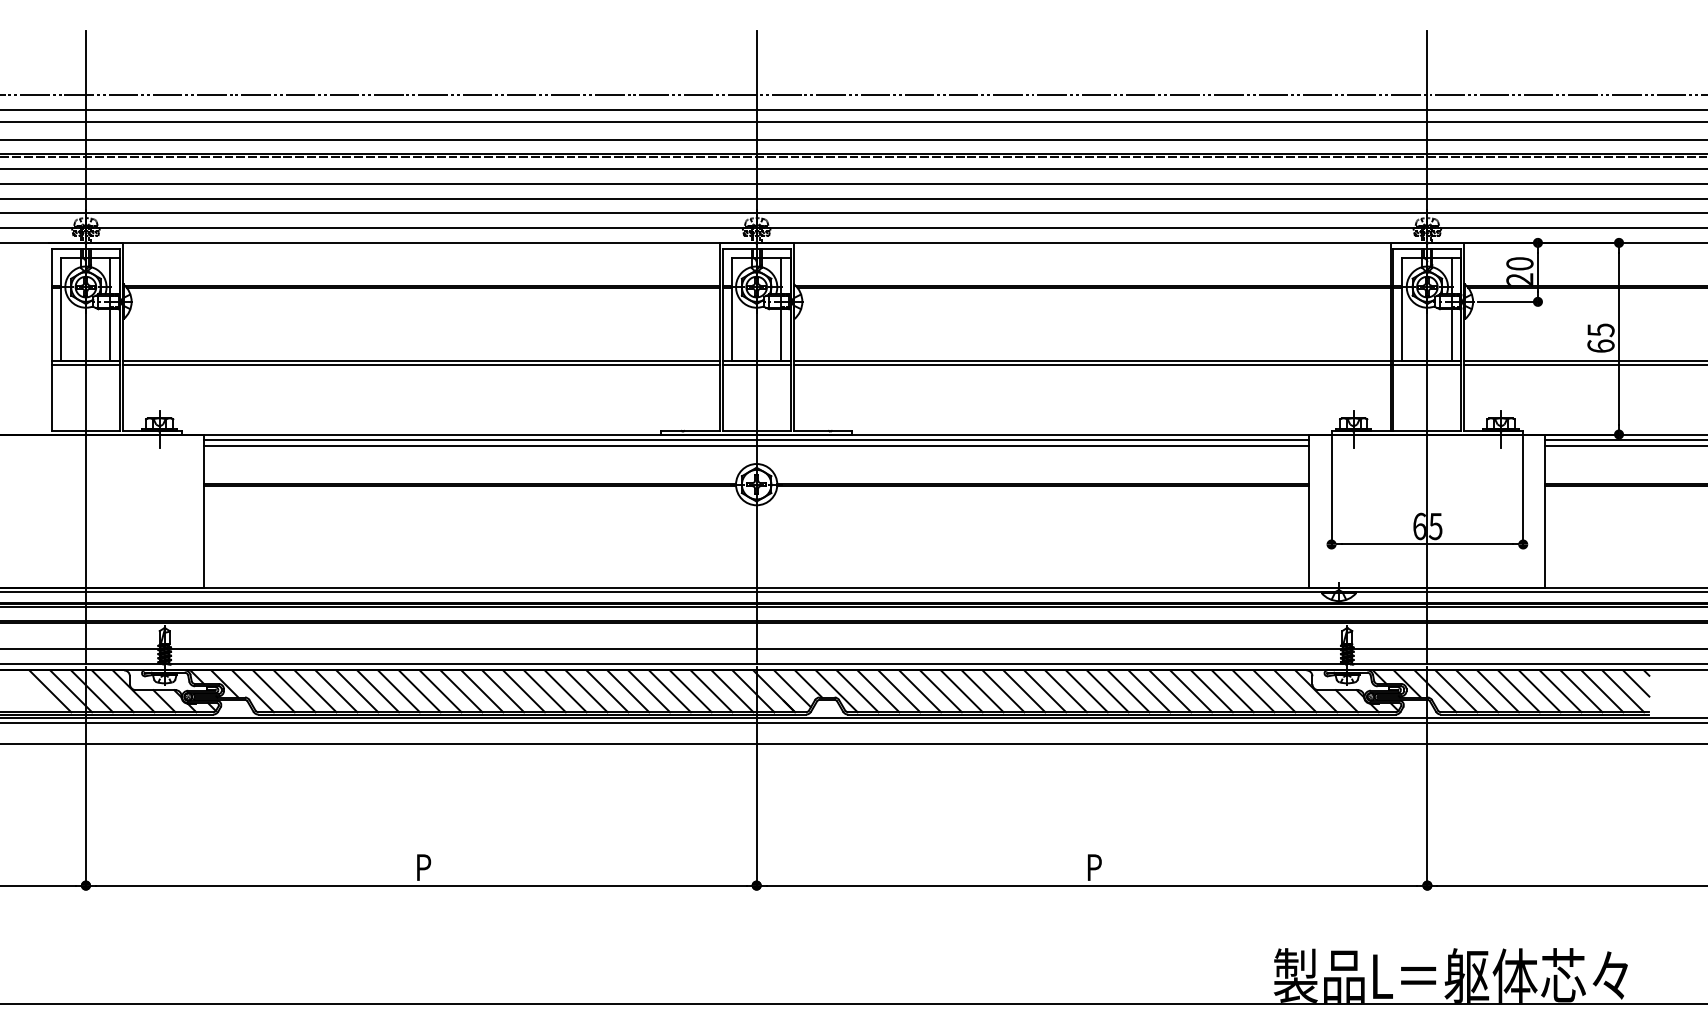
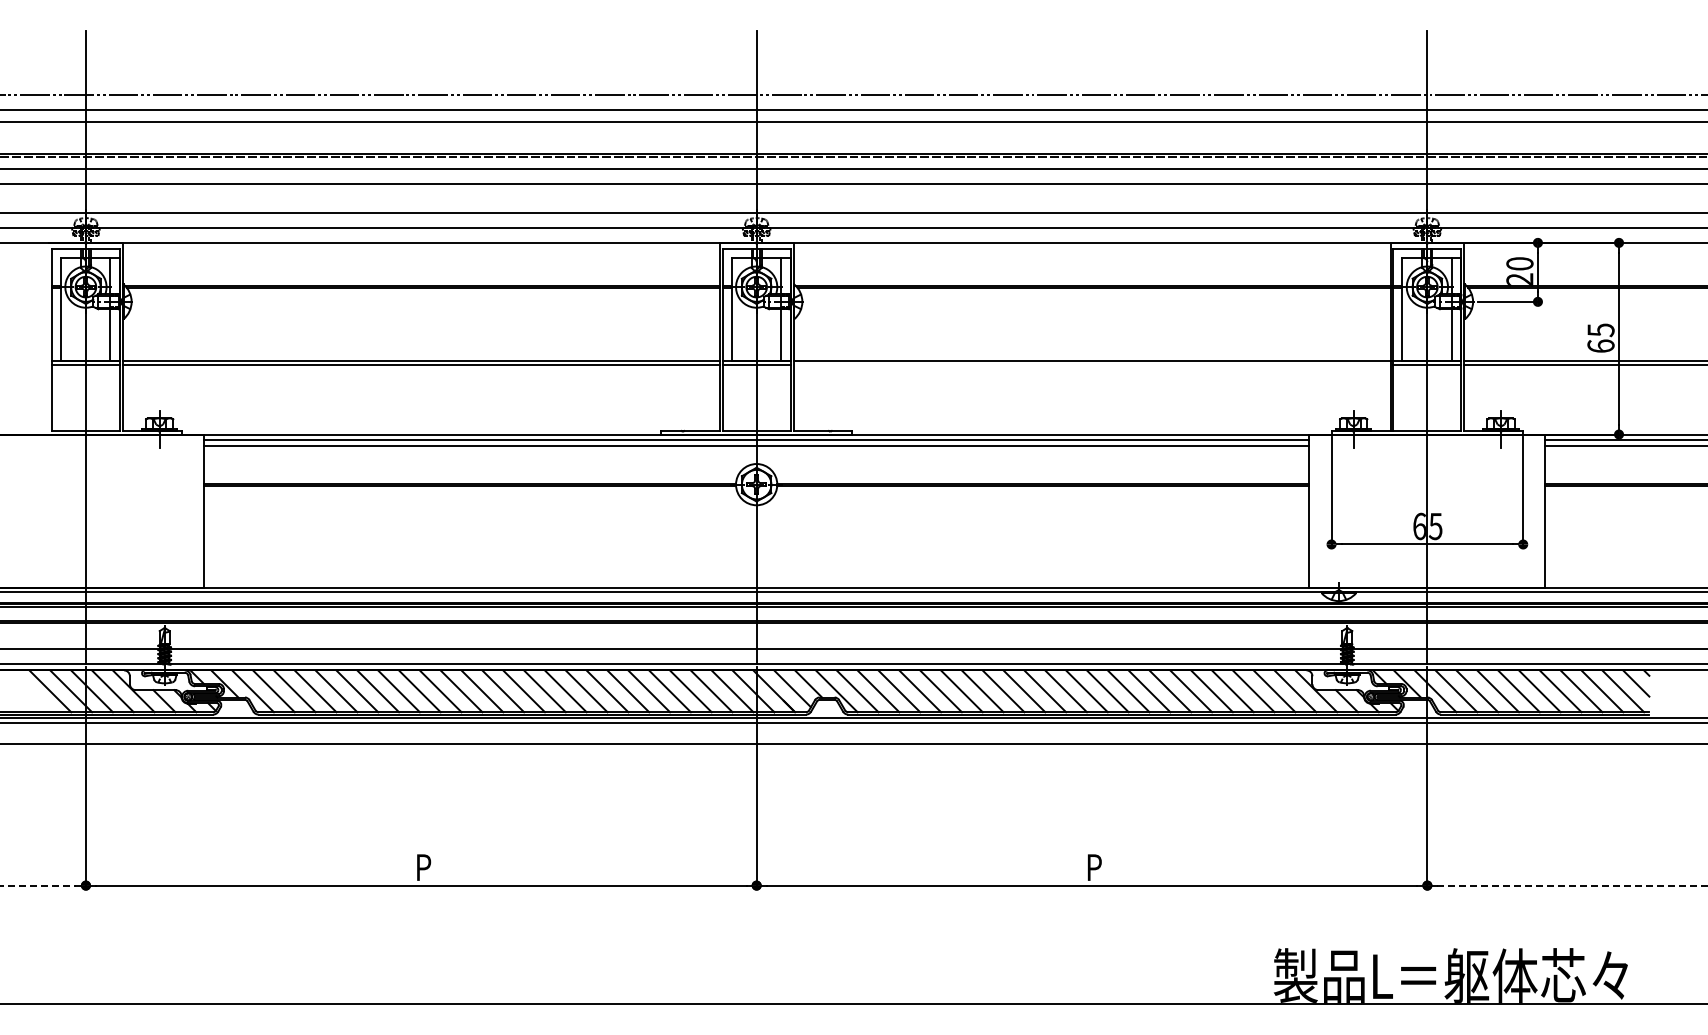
line: present -> none (853, 139)
line: present -> none (853, 198)
line: present -> none (1091, 365)
line: solid -> dashed (38, 885)
line: solid -> dashed (1572, 885)
